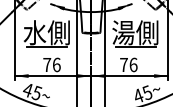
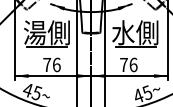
text: 水側 -> 湯側 (34, 32)
text: 湯側 -> 水側 (123, 32)
